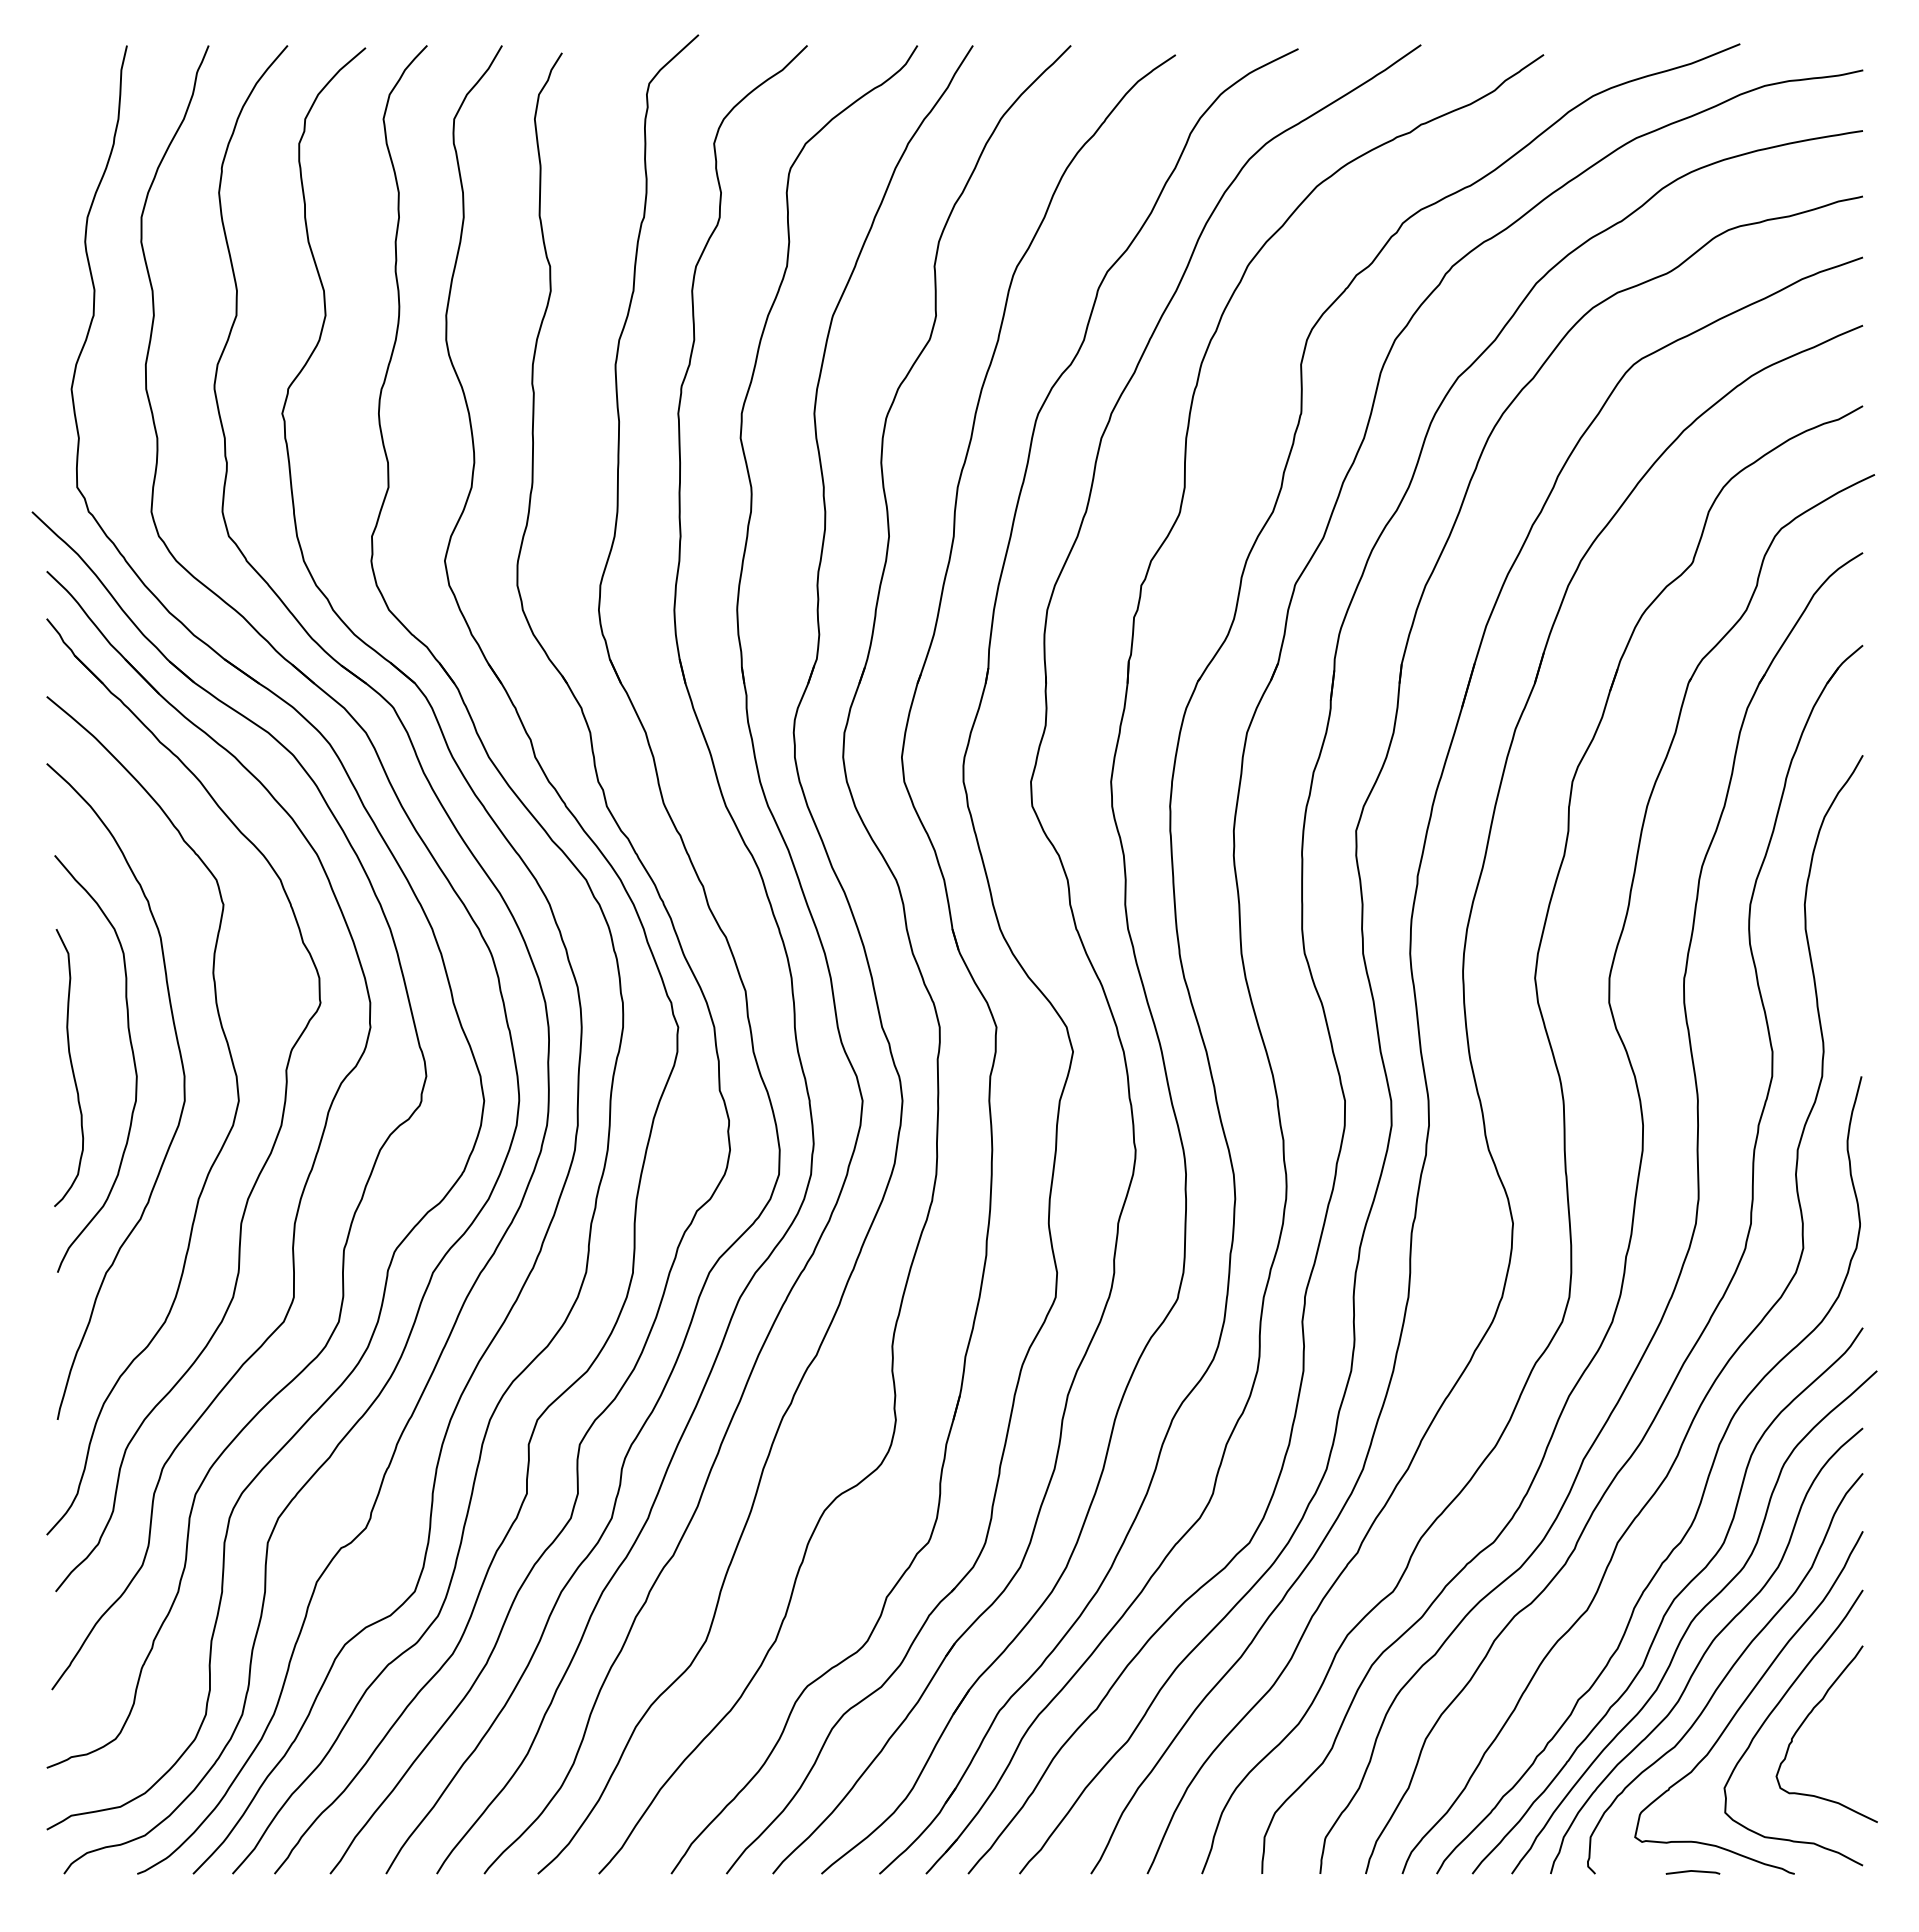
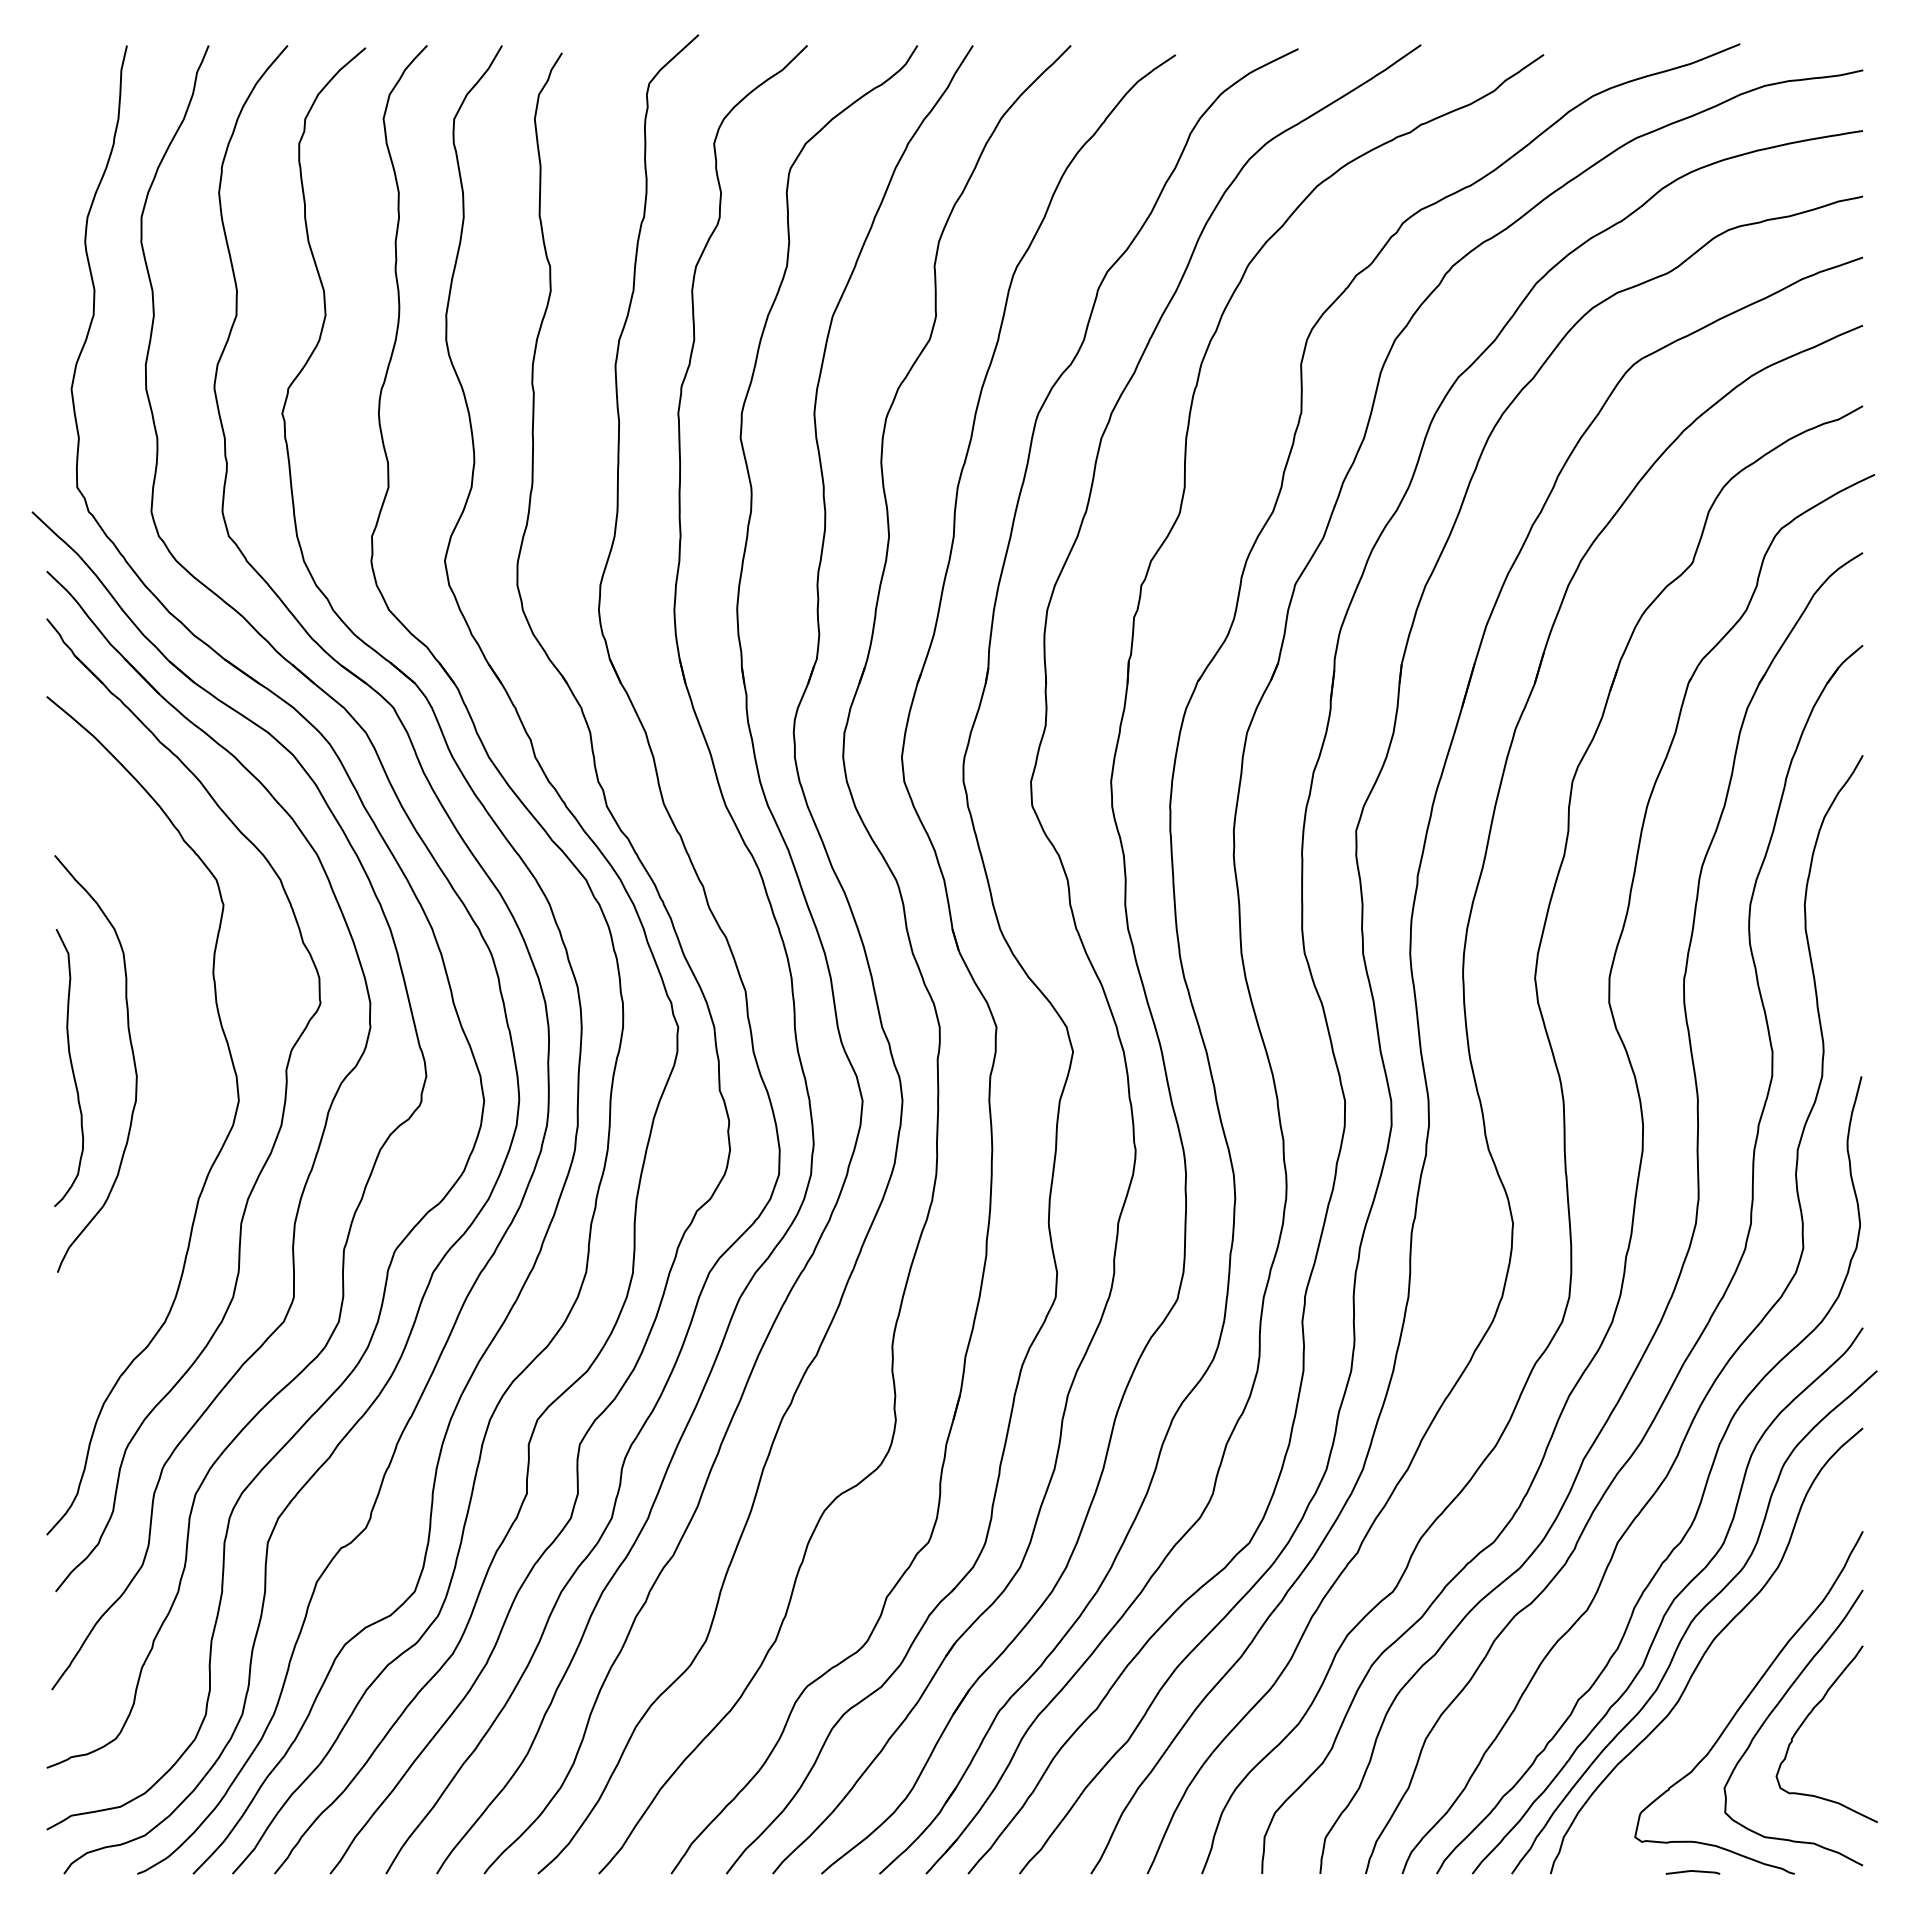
curve: present -> none (183, 1091)
curve: present -> none (1726, 1673)
